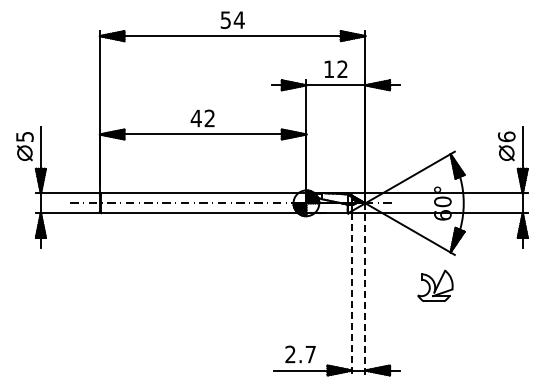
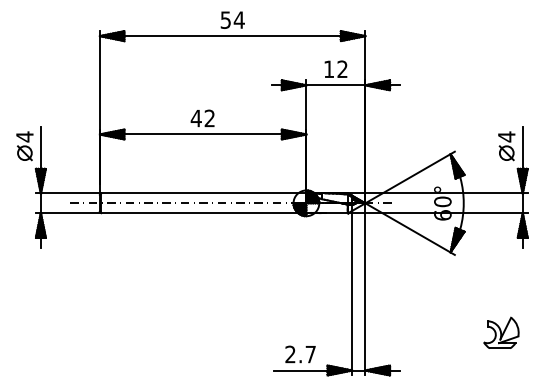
text: 5 -> 4 (24, 136)
text: 6 -> 4 (506, 136)
part position: (435, 285) -> (501, 332) (501, 332)
line: dashed -> solid (365, 288)
line: dashed -> solid (352, 294)
